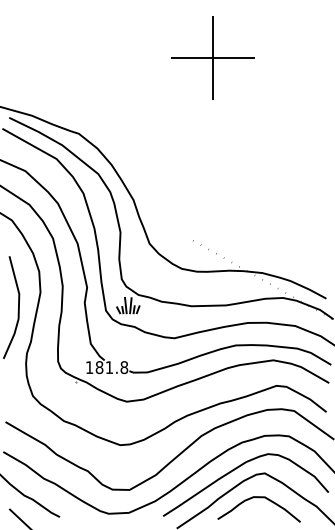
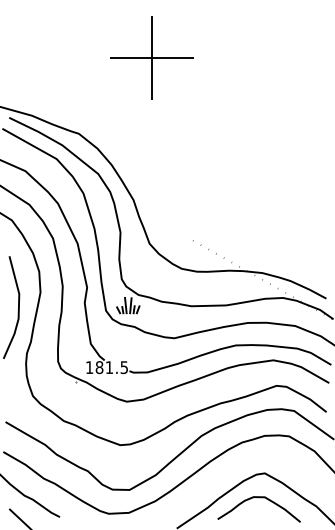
part position: (212, 57) -> (151, 57) (151, 57)
text: 181.8 -> 181.5 (124, 367)
curve: present -> none (236, 469)
